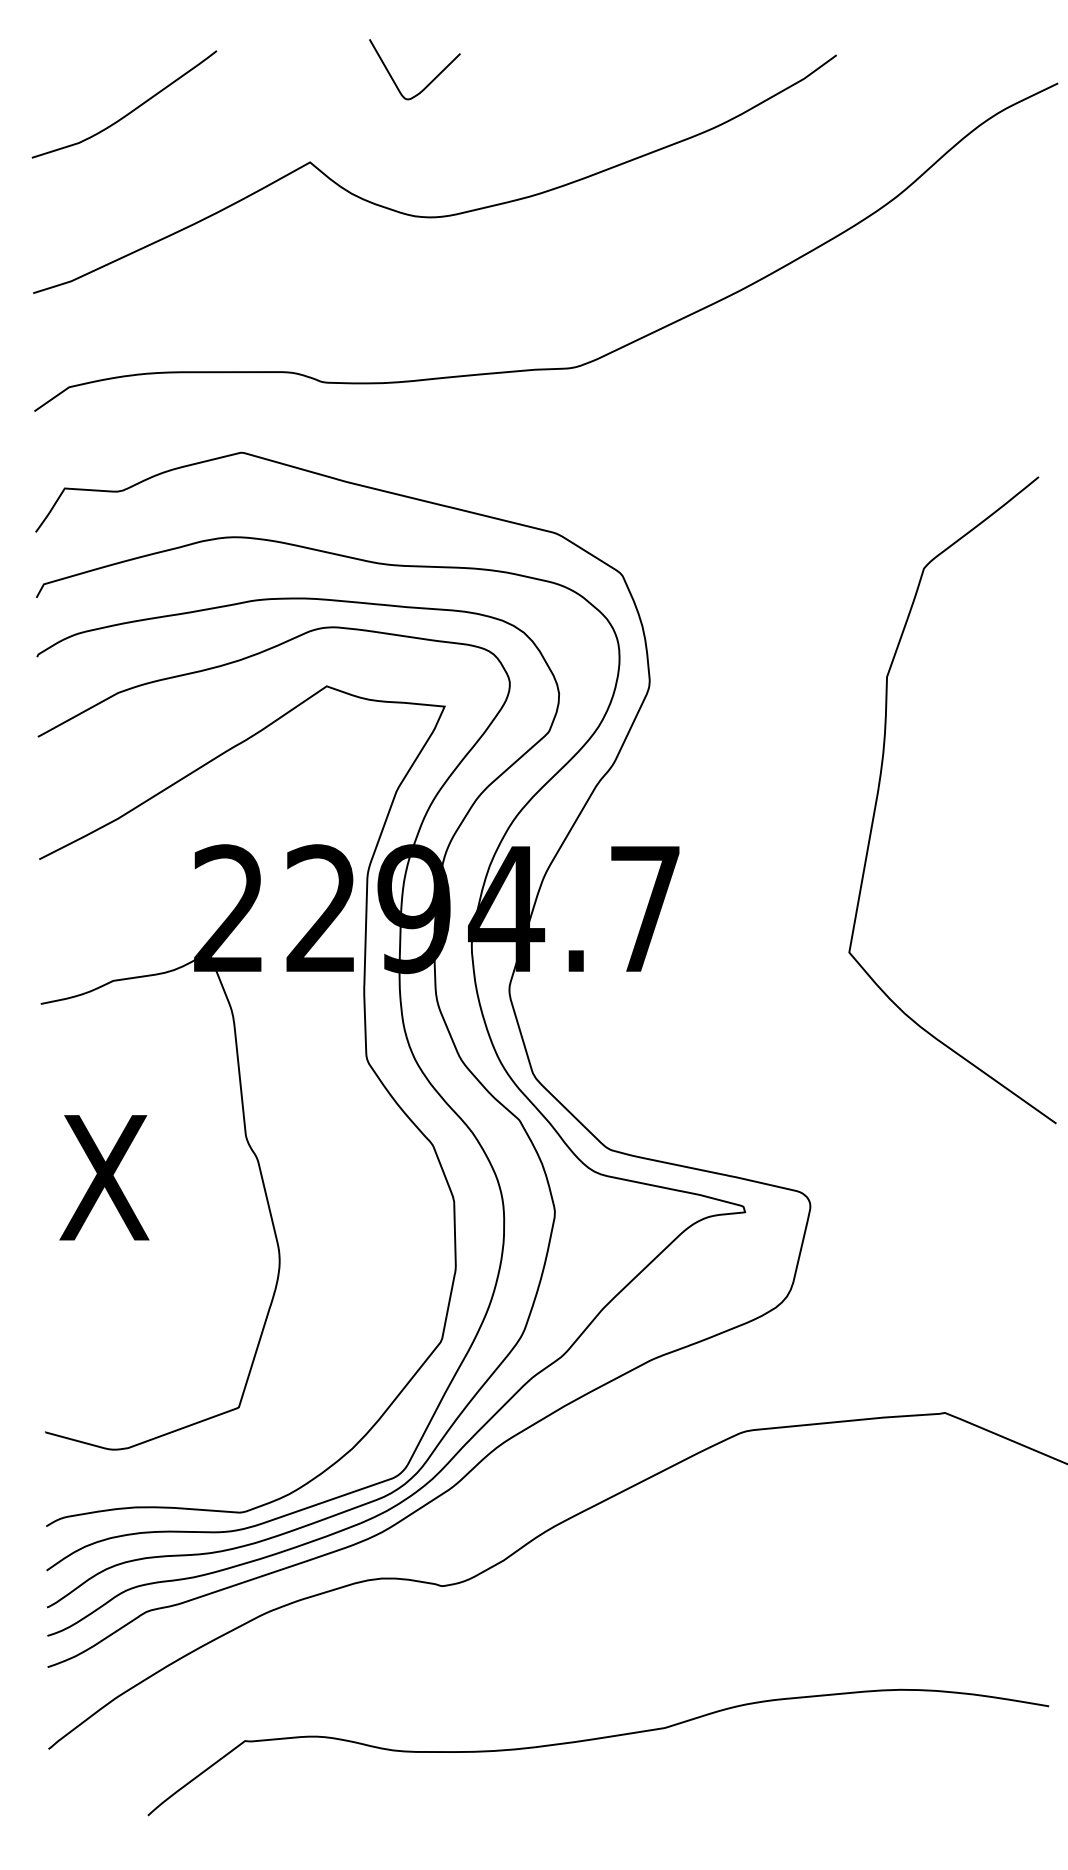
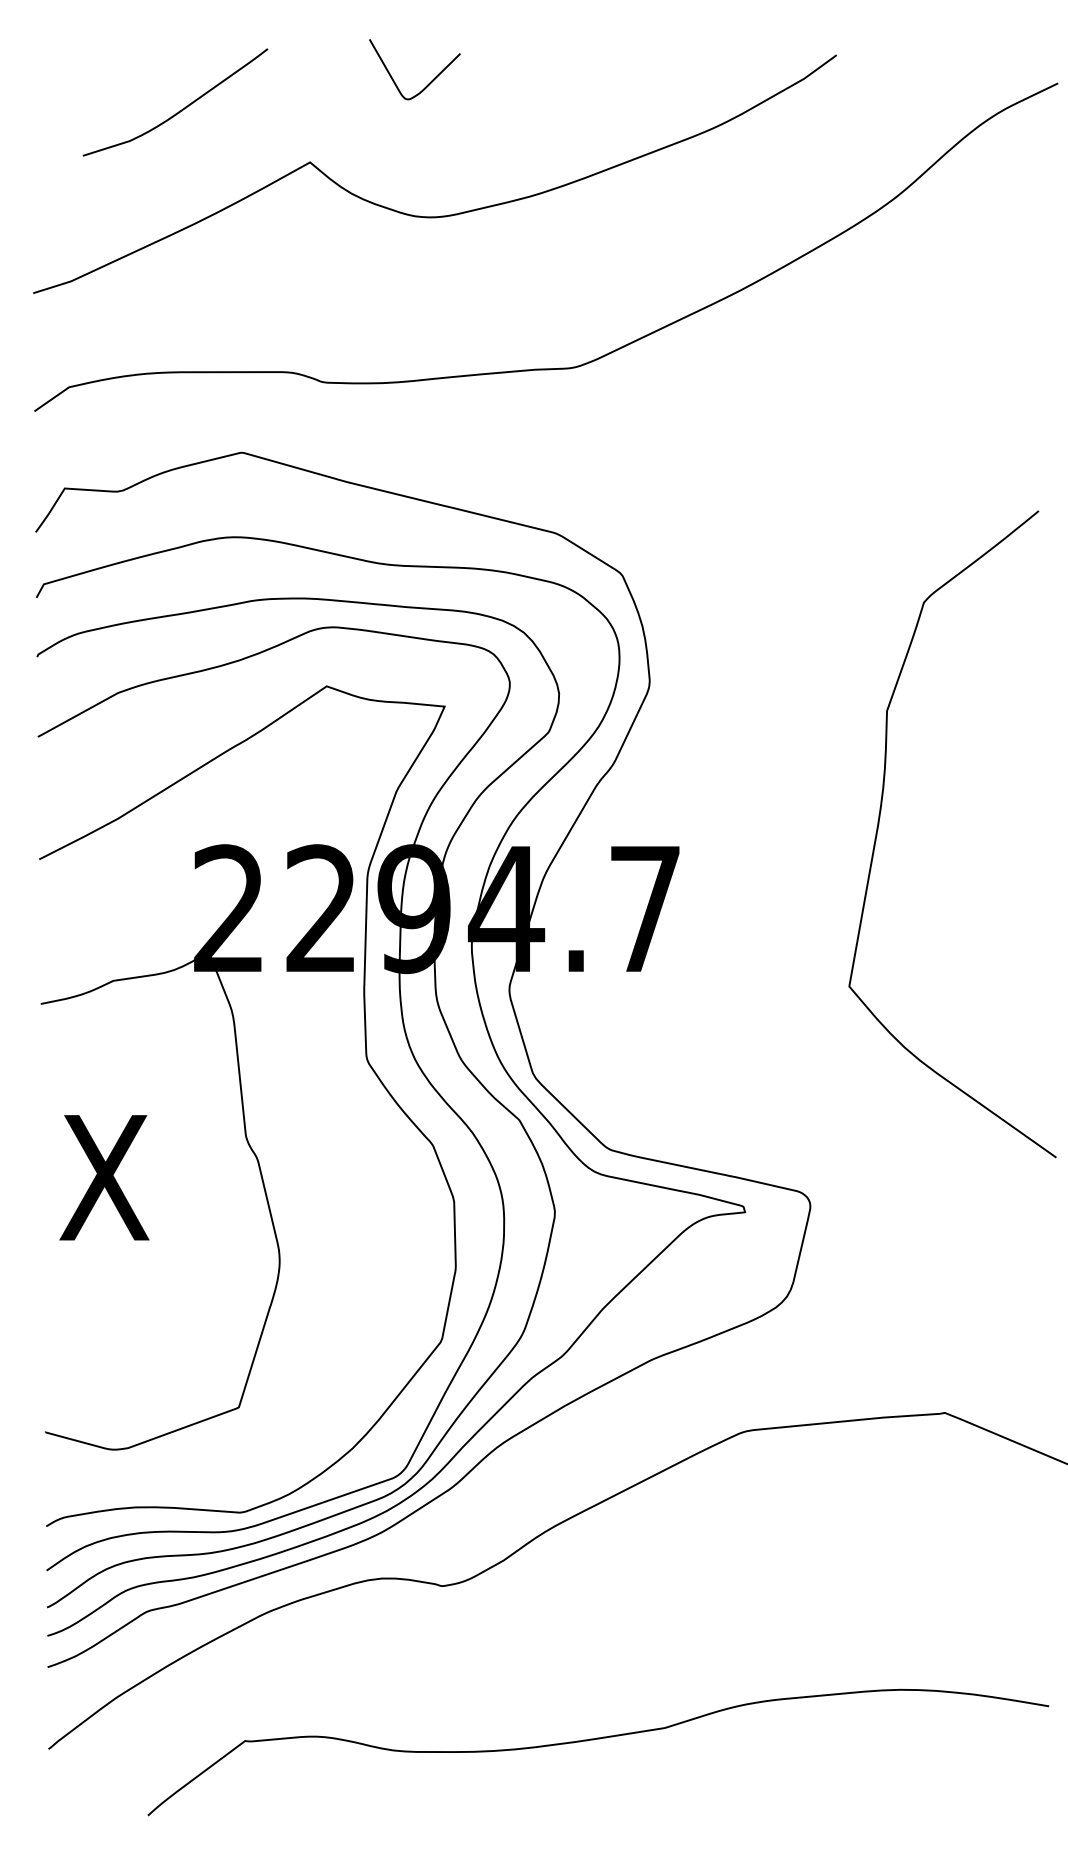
curve position: (128, 112) -> (179, 110) (179, 110)
curve position: (879, 790) -> (879, 824) (879, 824)
